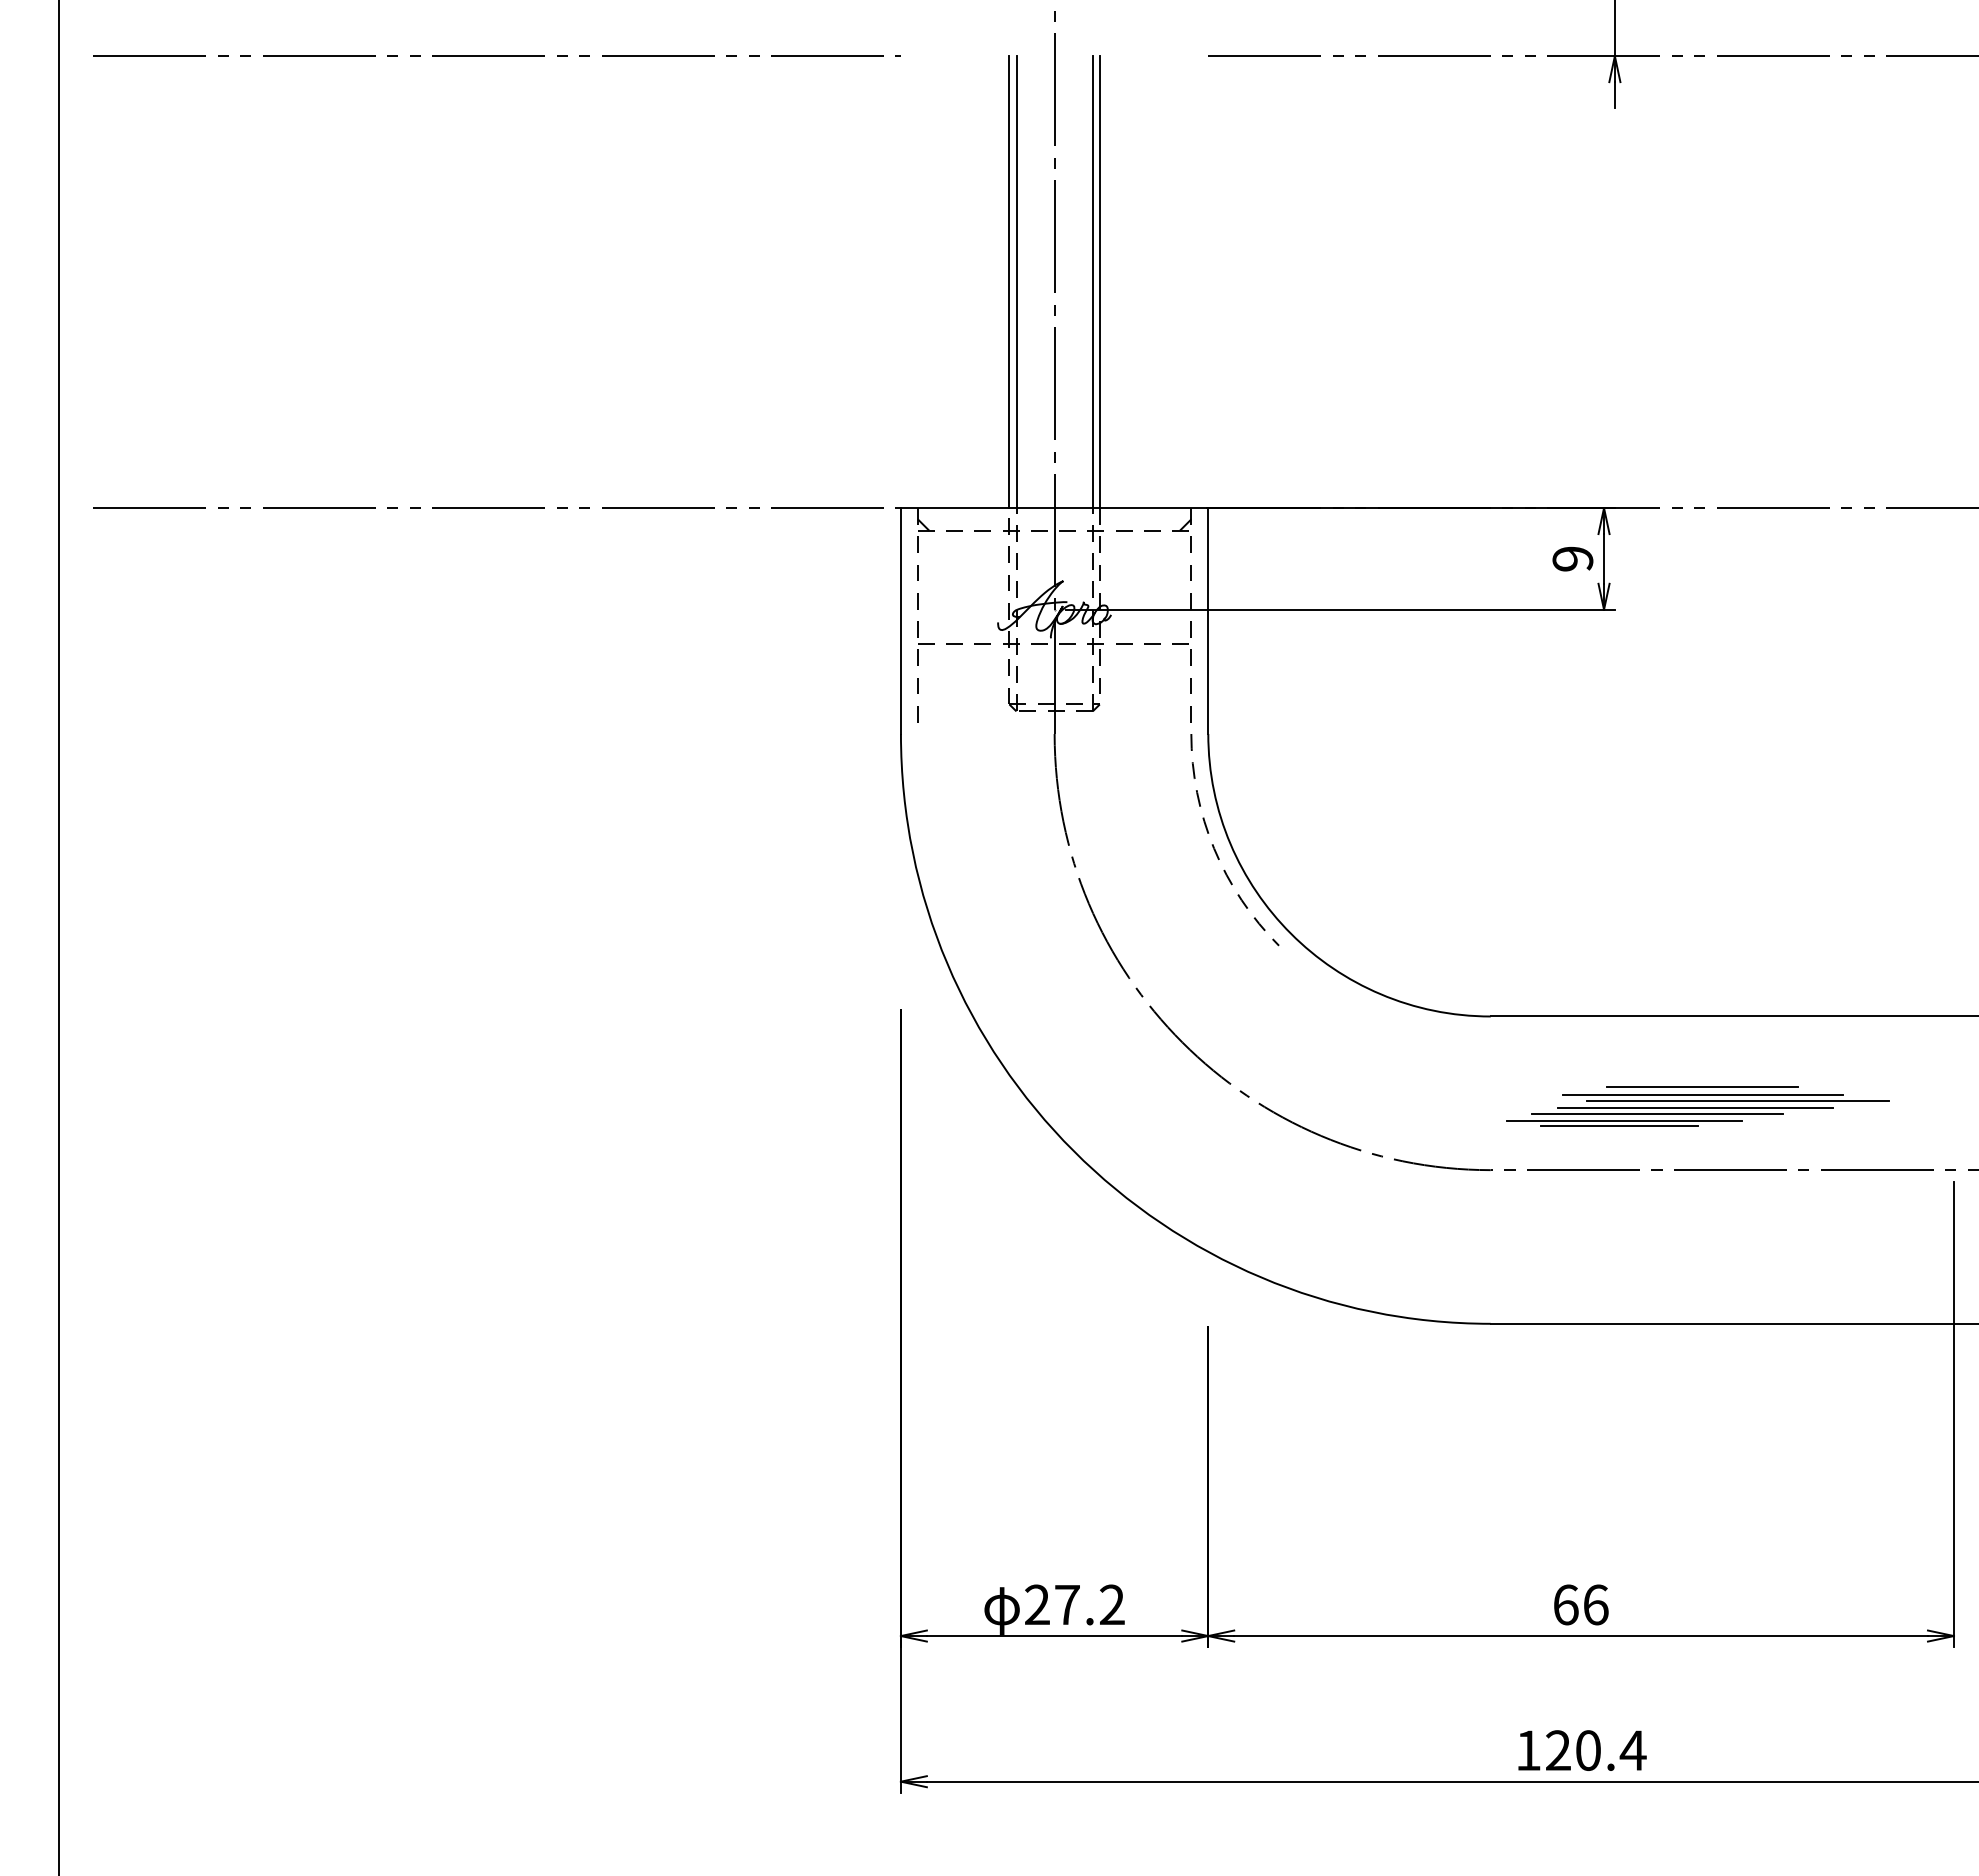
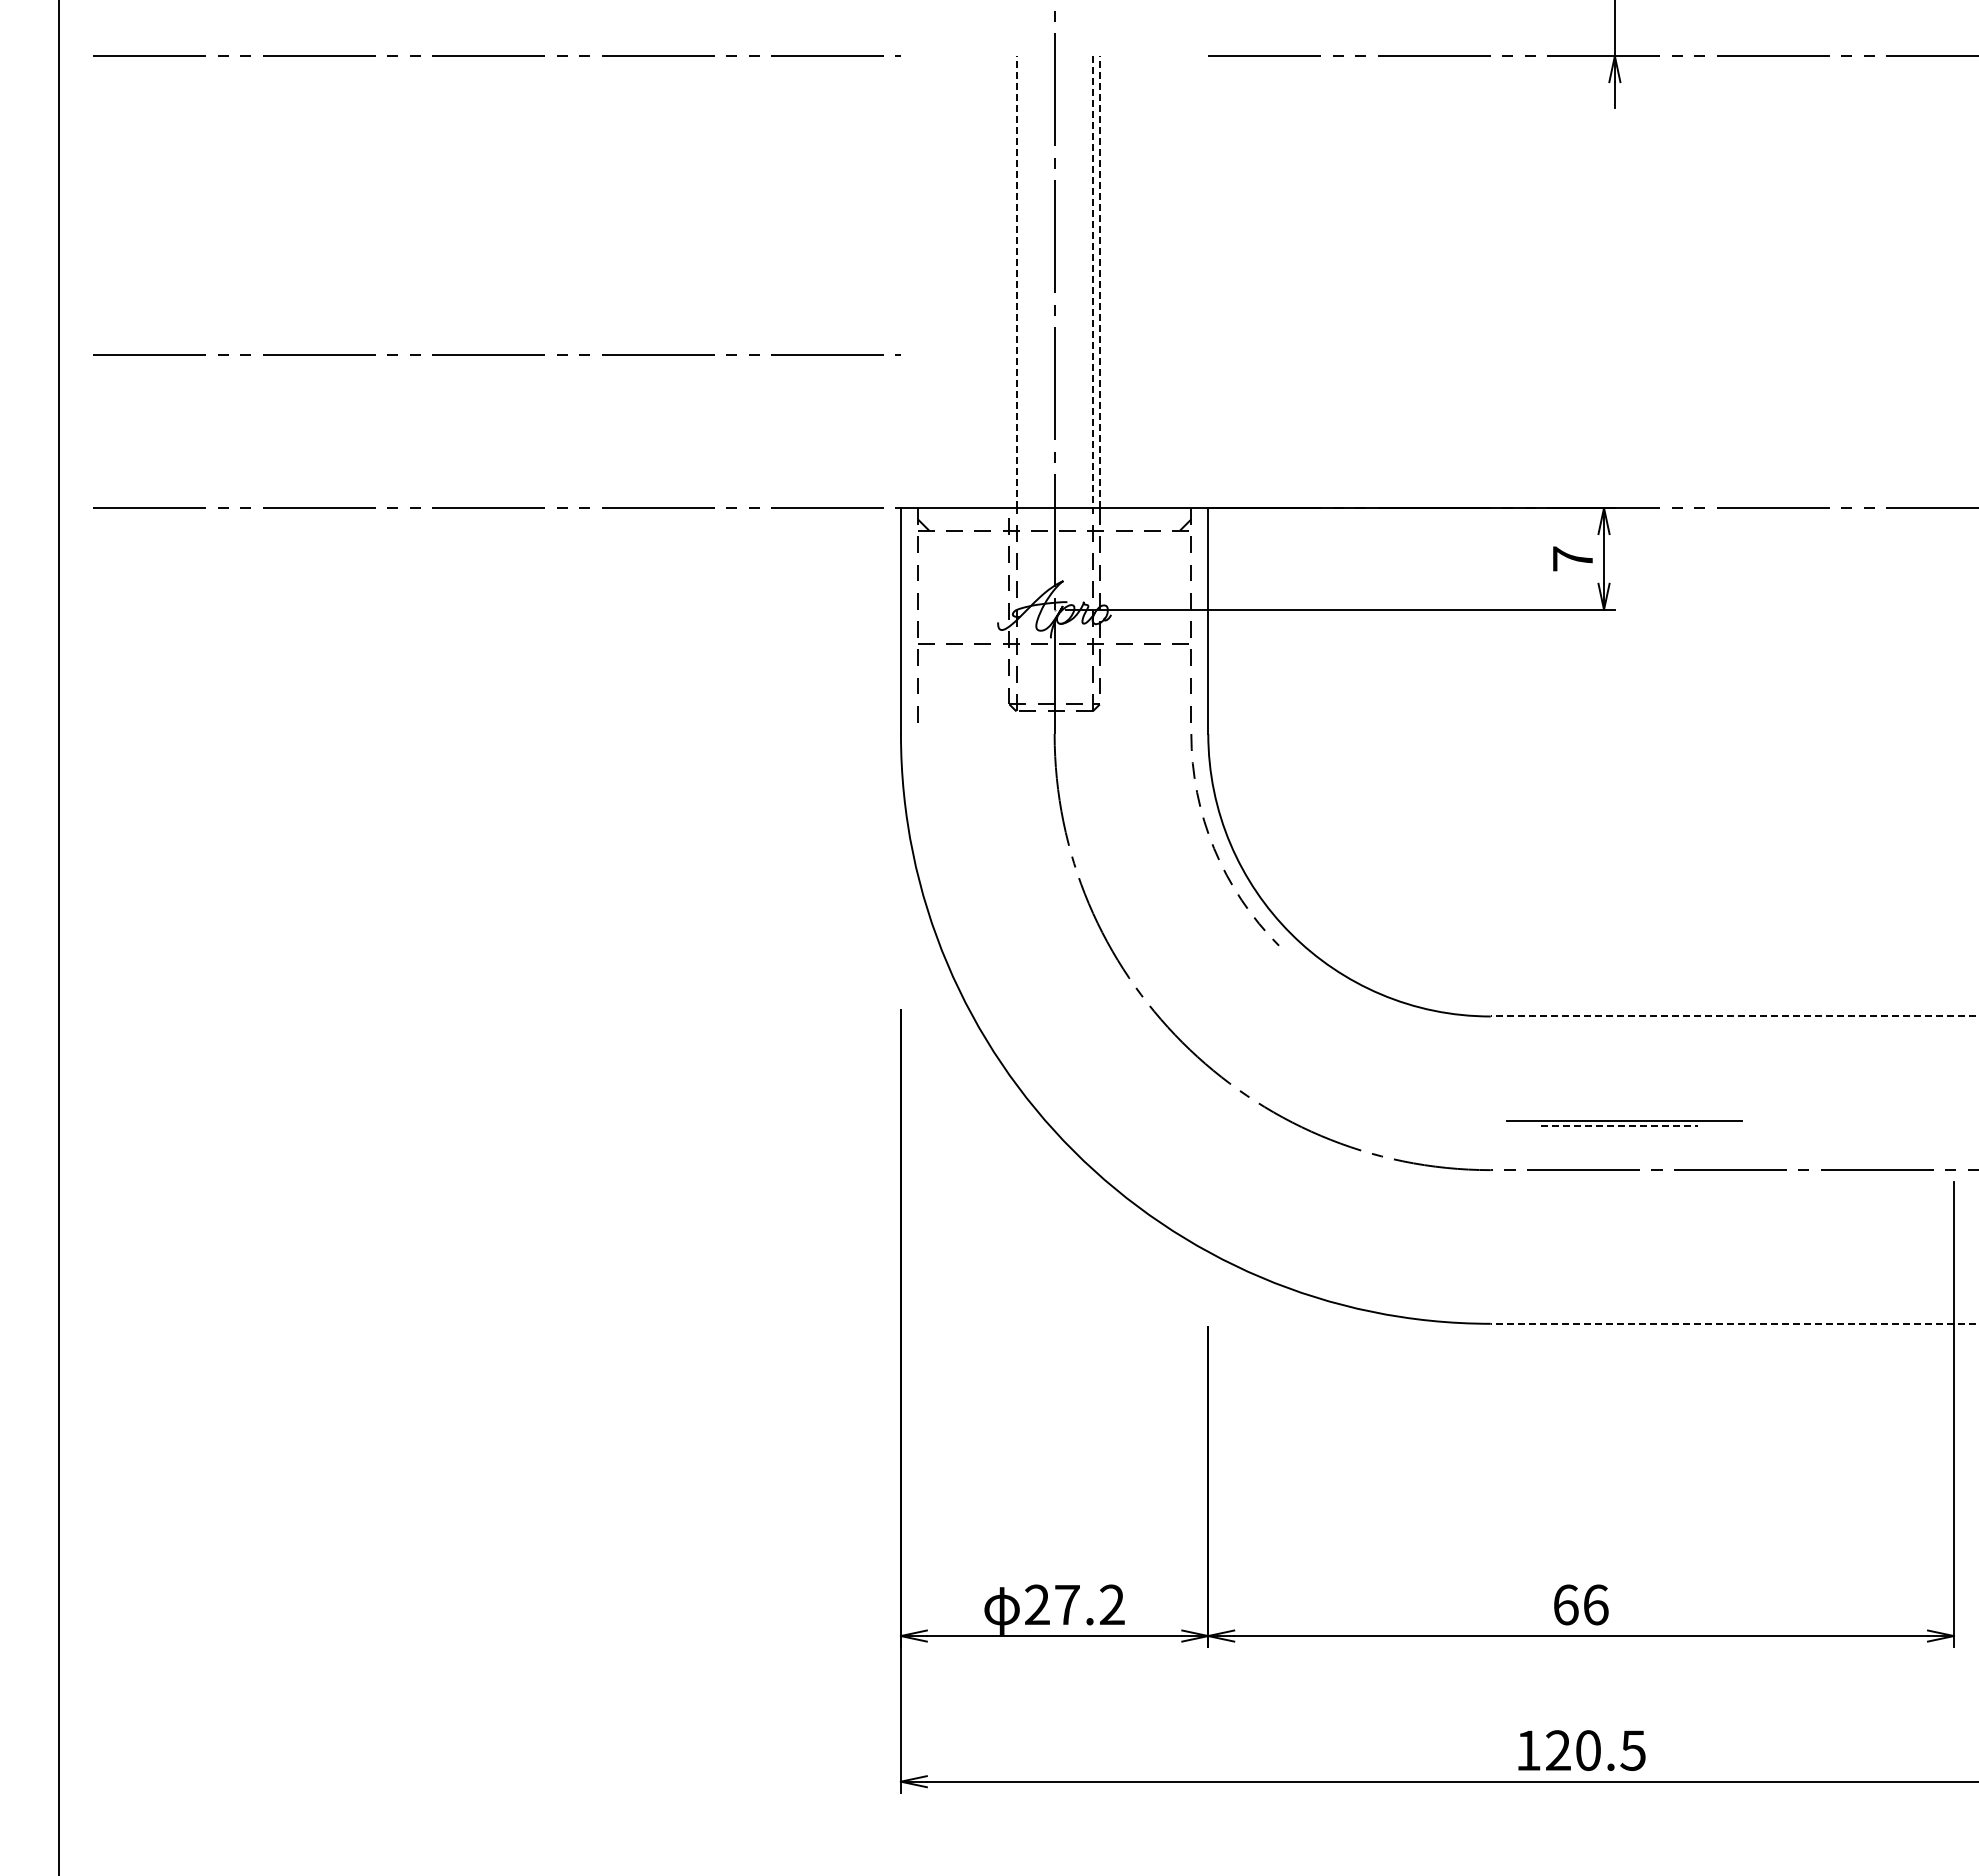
line: present -> none (1009, 282)
line: solid -> dashed (1016, 282)
line: solid -> dashed (1092, 282)
line: solid -> dashed (1099, 282)
line: none -> present (496, 354)
text: 9 -> 7 (1572, 558)
line: solid -> dashed (1734, 1016)
line: present -> none (1702, 1087)
line: present -> none (1702, 1094)
line: present -> none (1738, 1101)
line: present -> none (1694, 1107)
line: present -> none (1657, 1114)
line: solid -> dashed (1620, 1125)
line: solid -> dashed (1734, 1323)
text: 120.4 -> 120.5 (1632, 1750)
